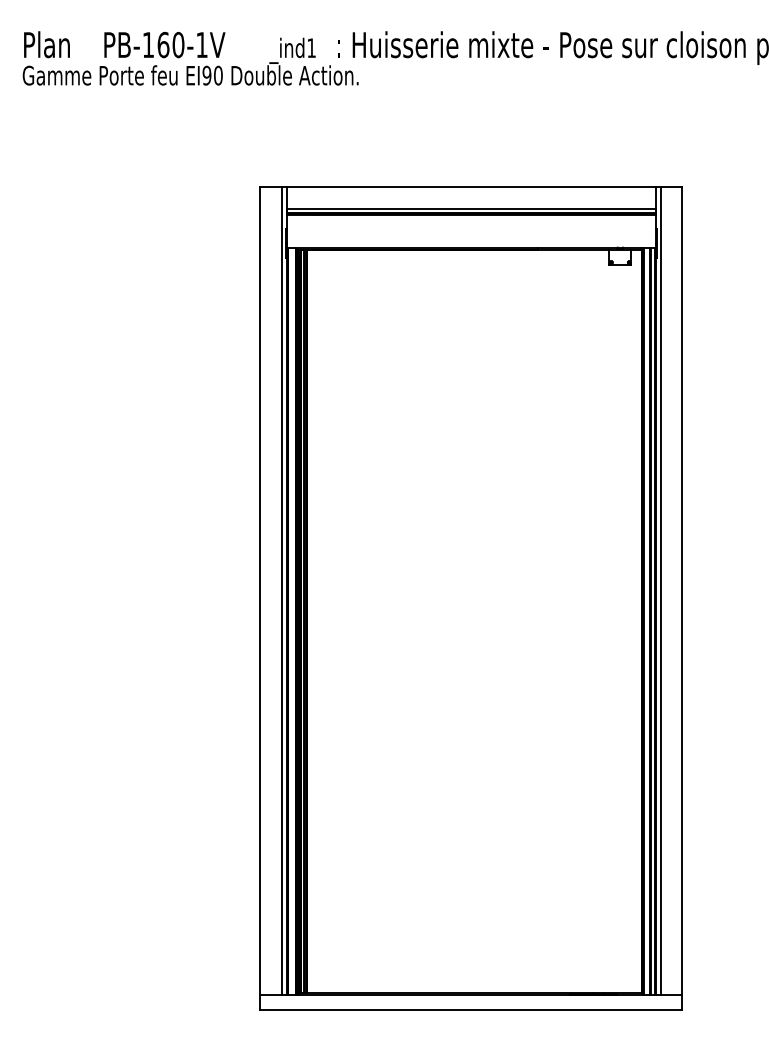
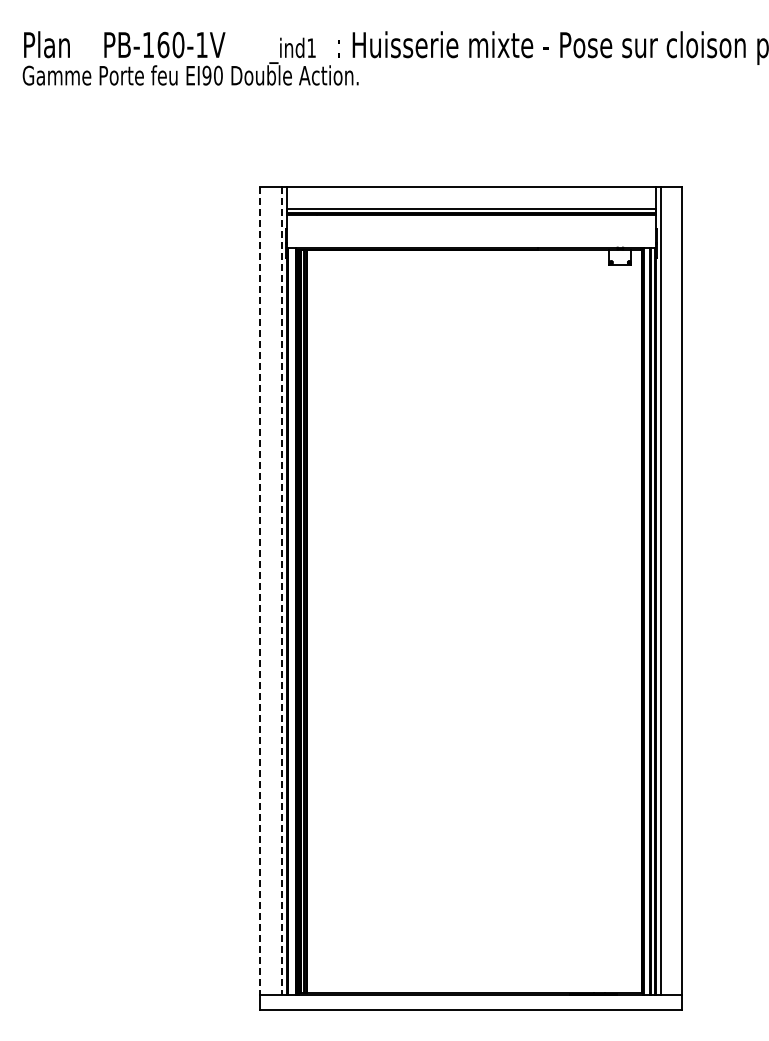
line: solid -> dashed (260, 591)
line: solid -> dashed (282, 591)
